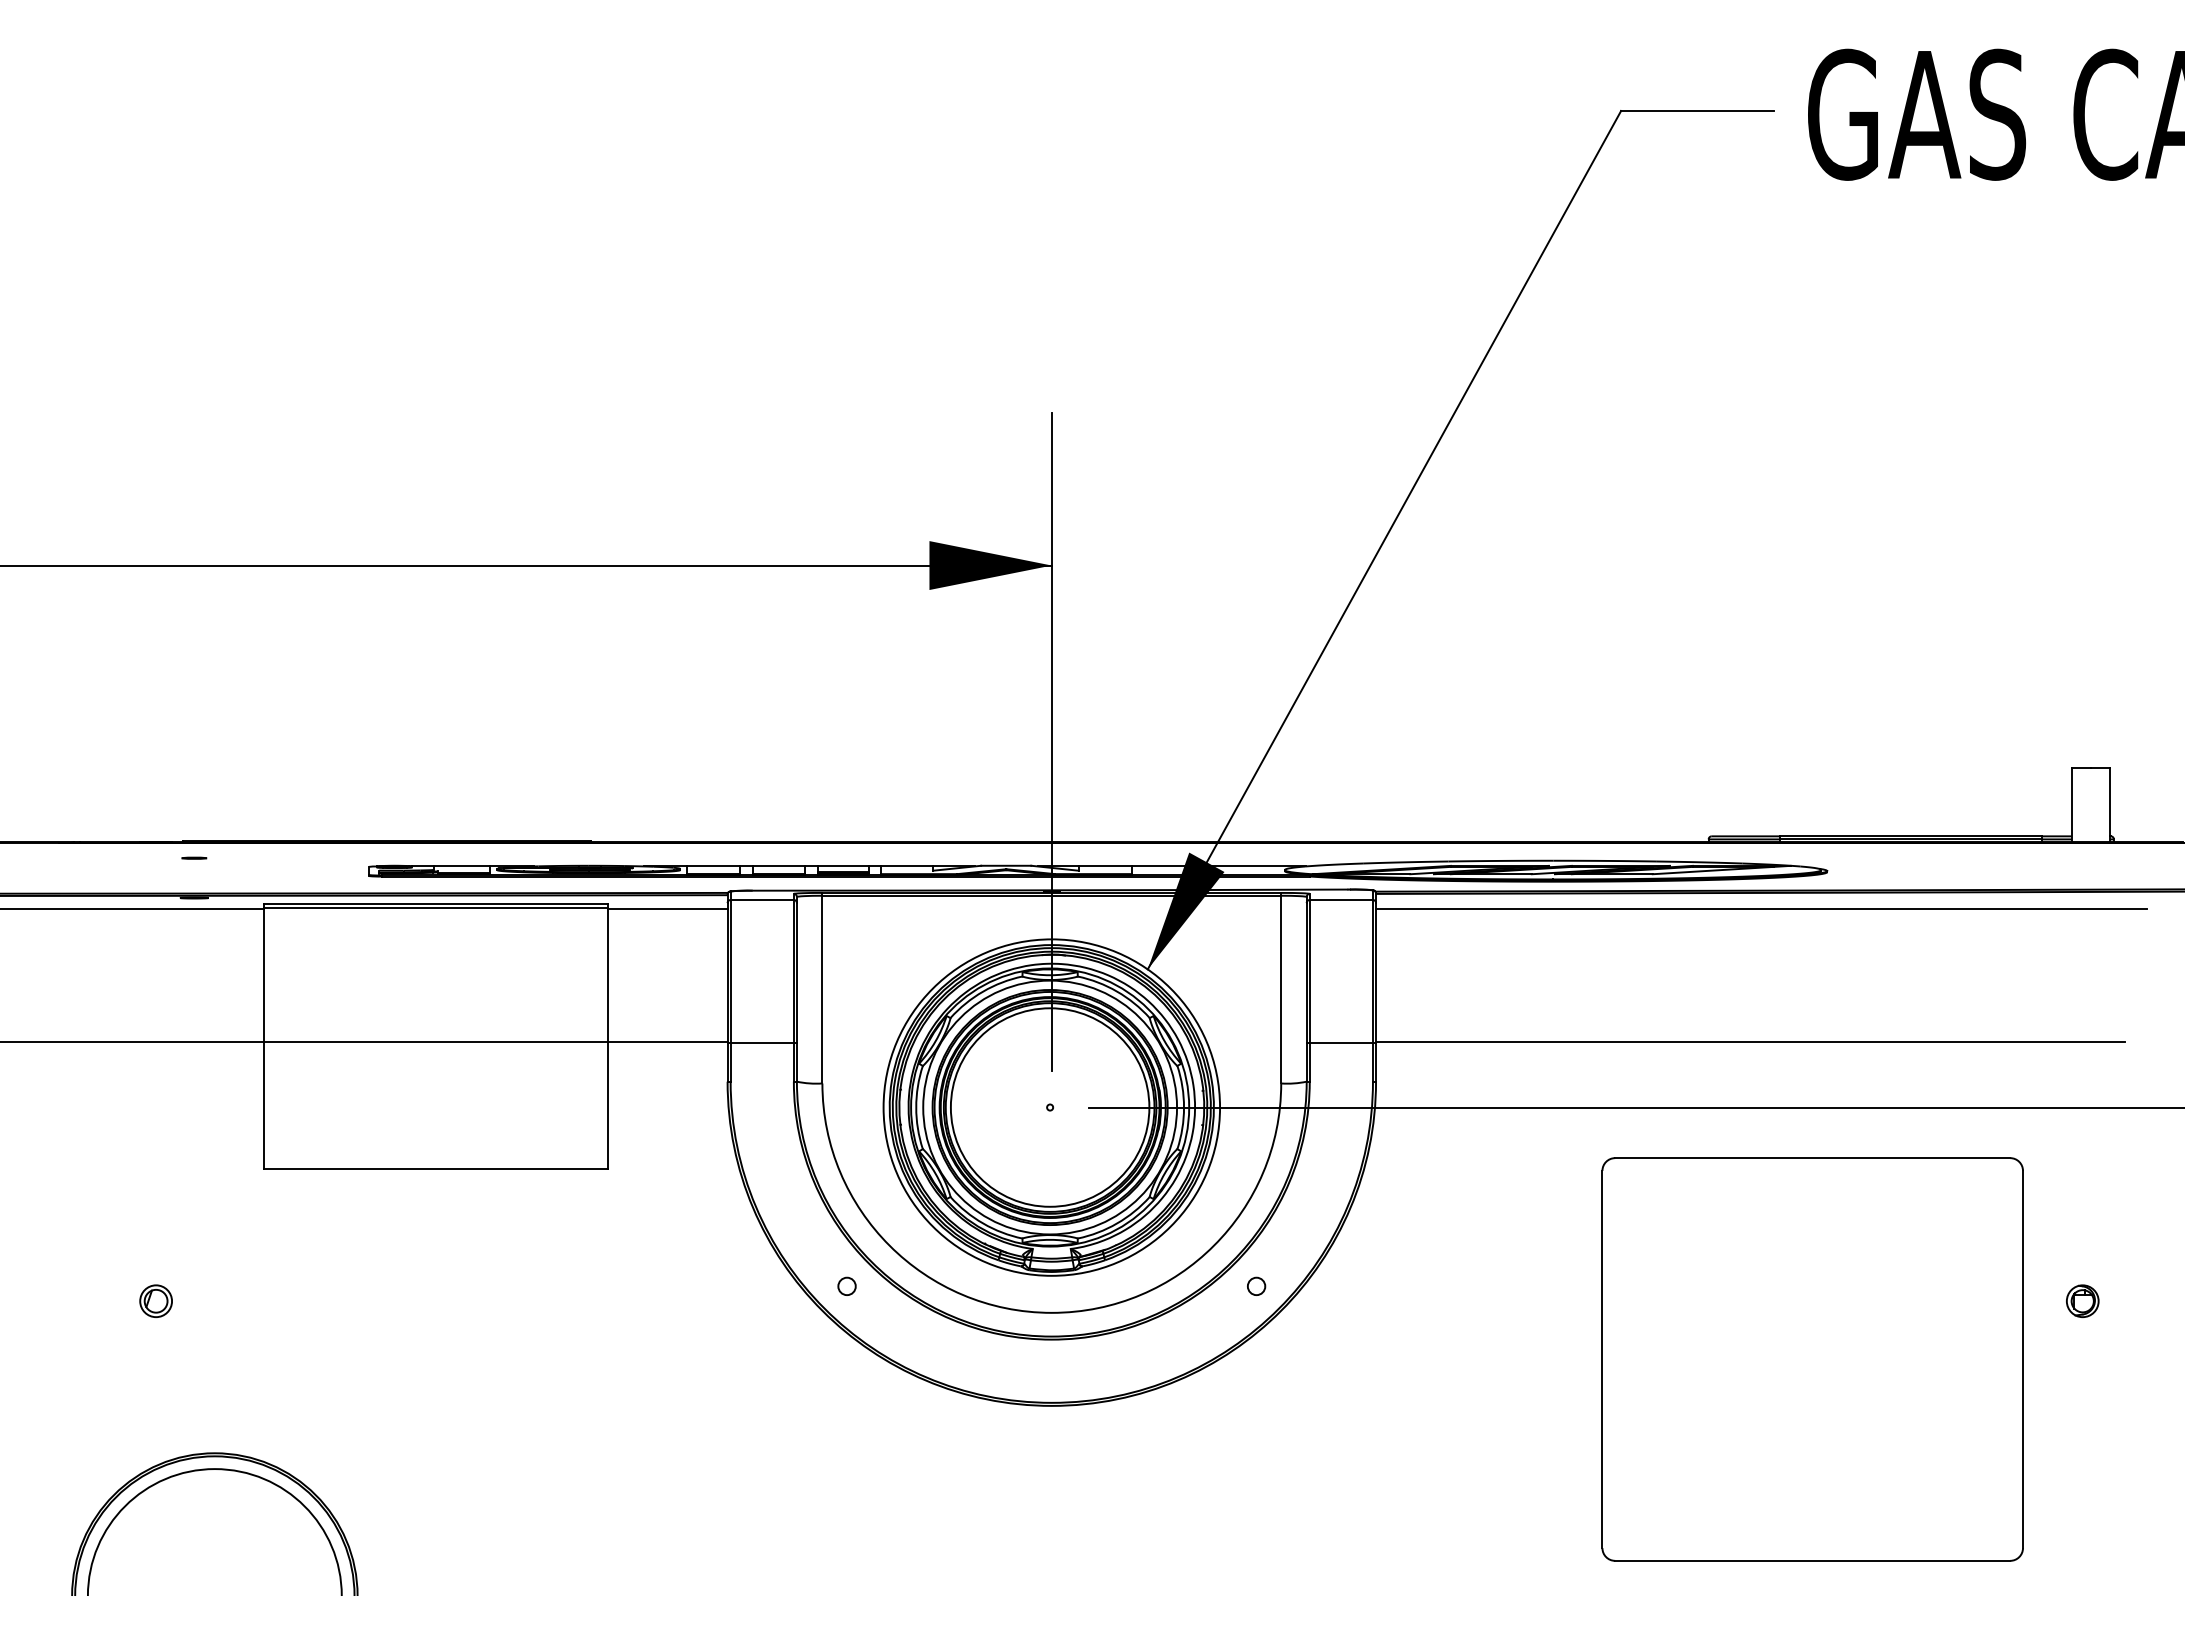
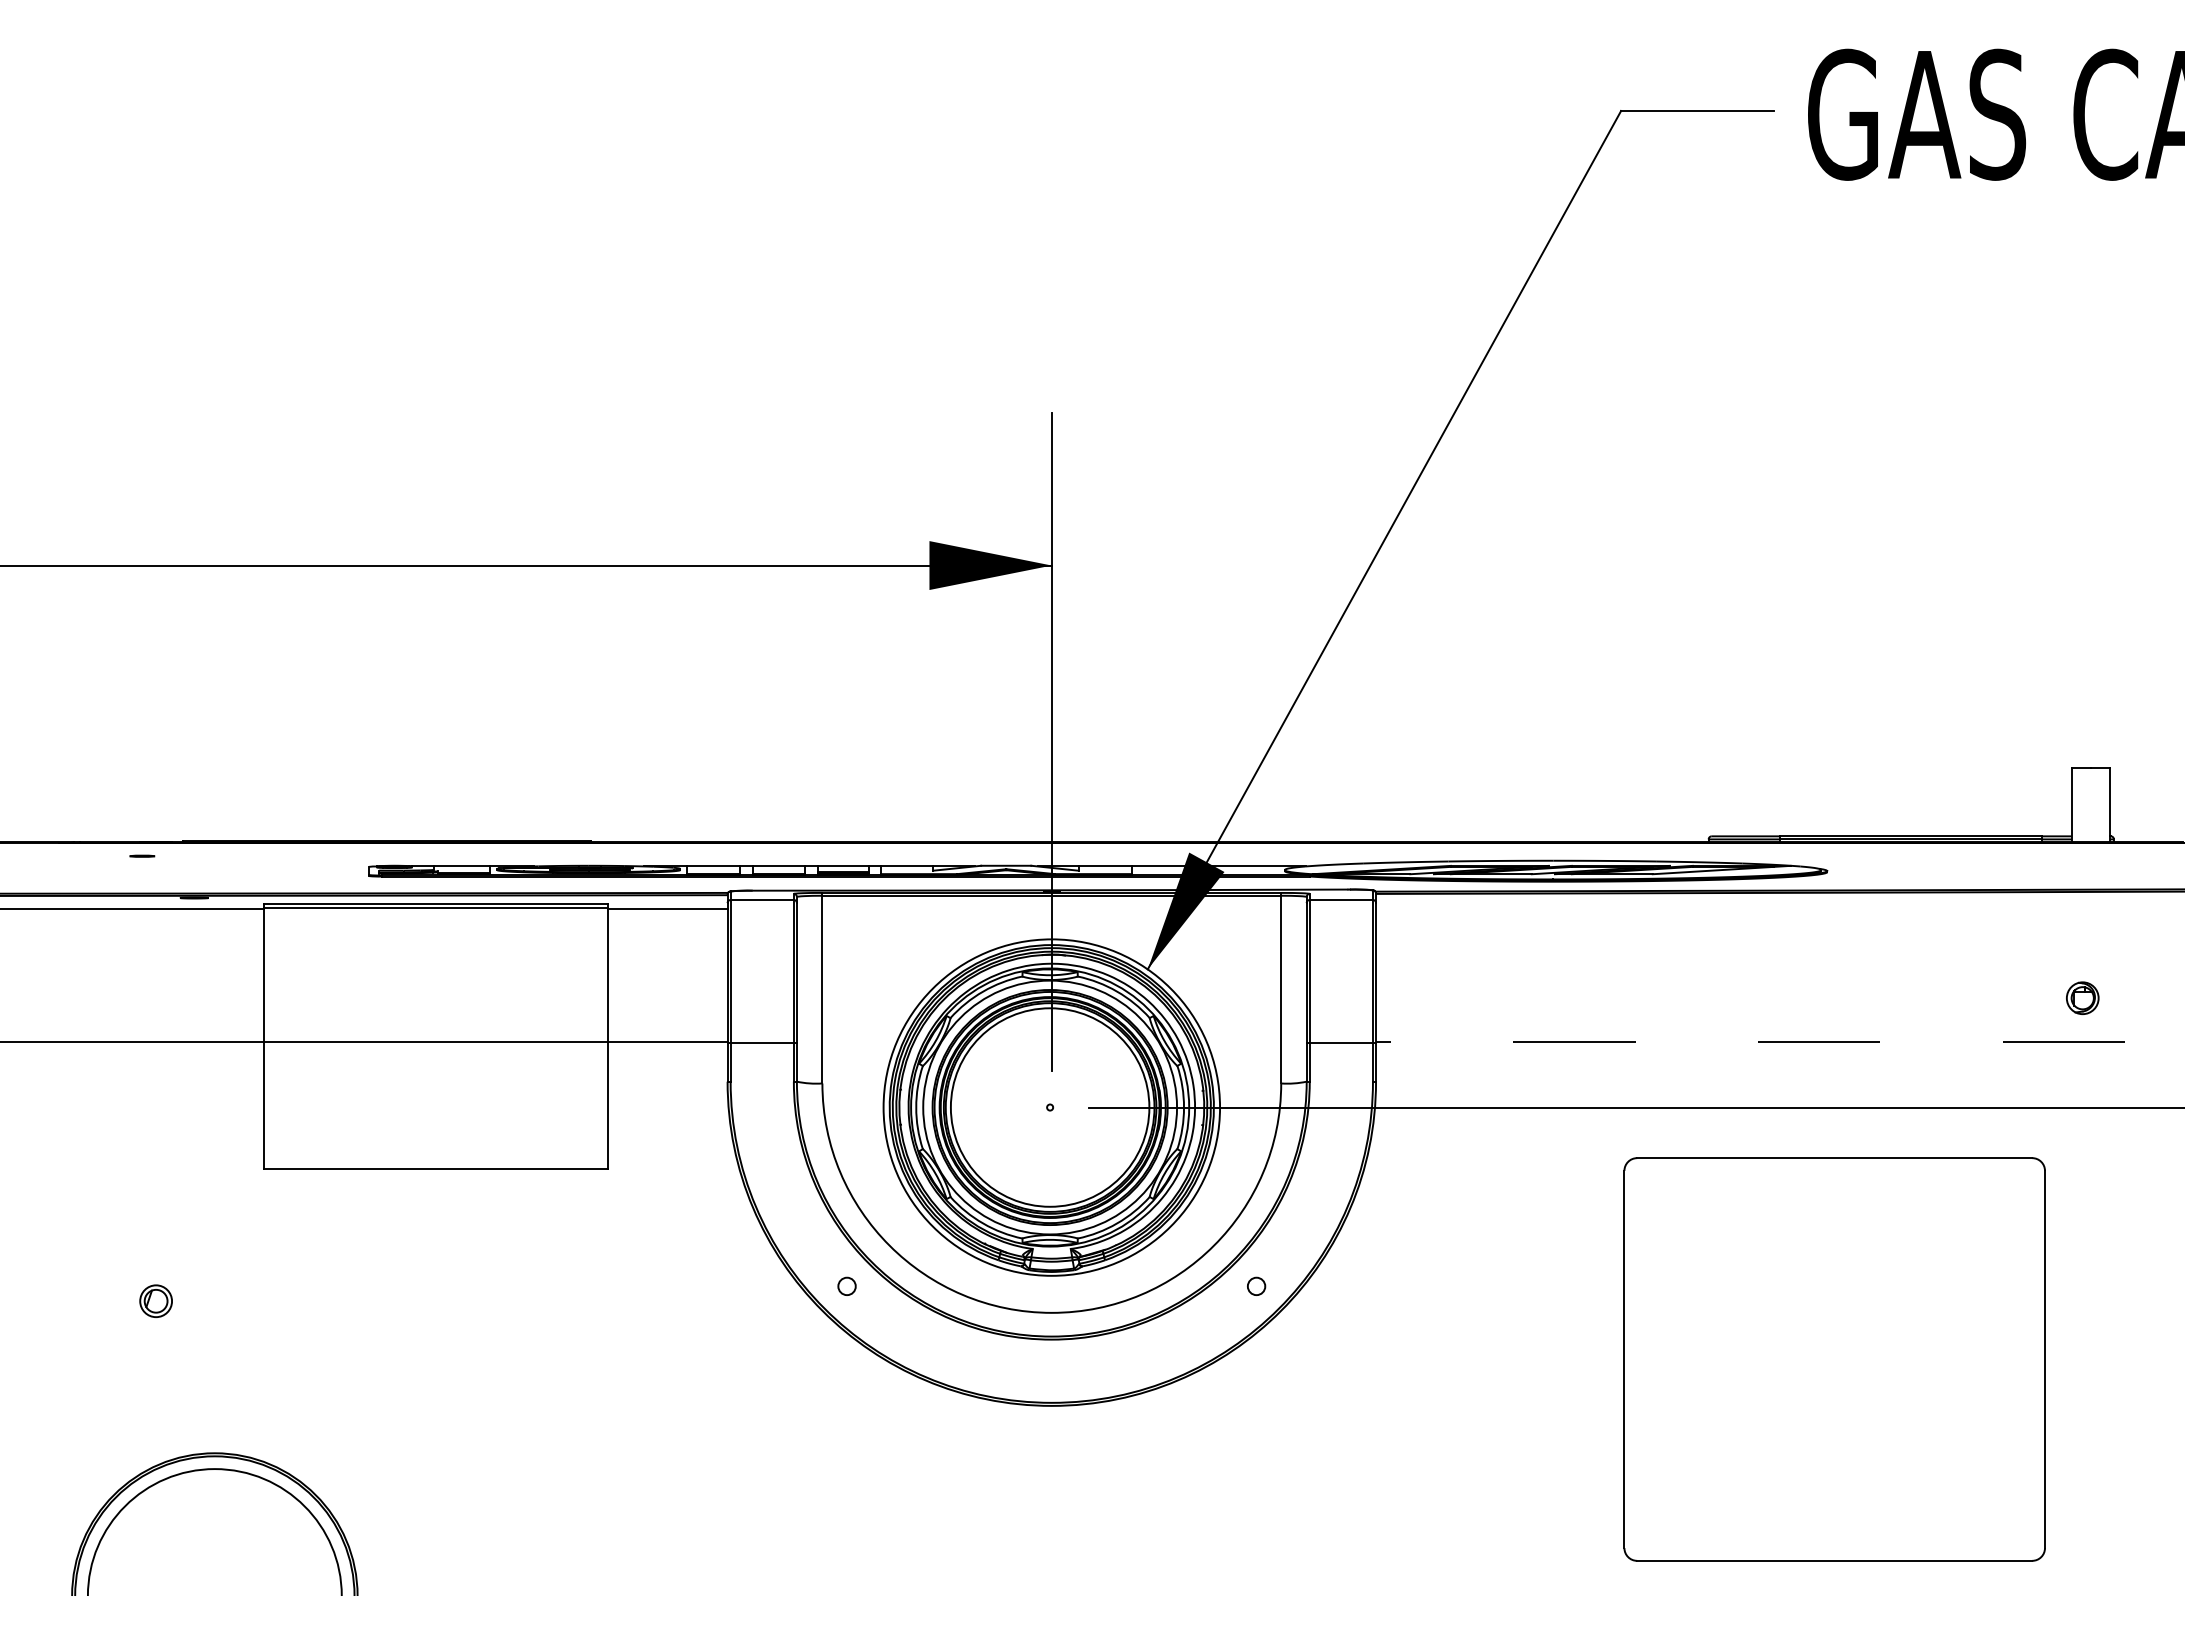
line position: (194, 857) -> (142, 855) (142, 855)
line: present -> none (1761, 909)
line: solid -> dashed (1749, 1041)
part position: (2082, 1300) -> (2082, 997) (2082, 997)
part position: (1812, 1359) -> (1834, 1359) (1834, 1359)
